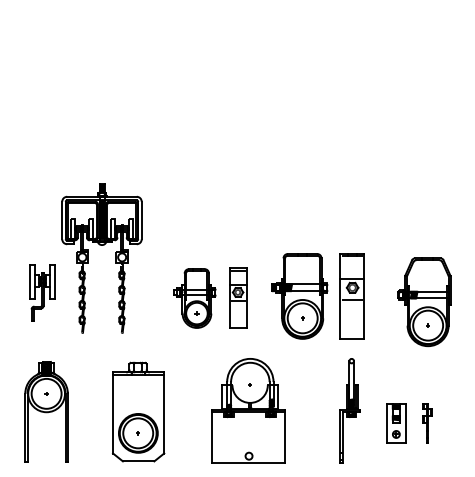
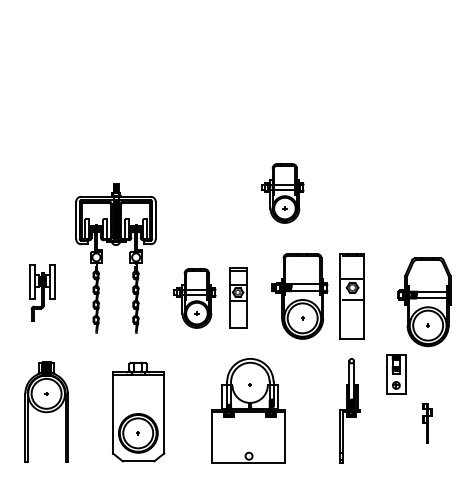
part: none -> present (282, 193)
part position: (101, 245) -> (115, 245) (115, 245)
part position: (396, 423) -> (396, 374) (396, 374)
